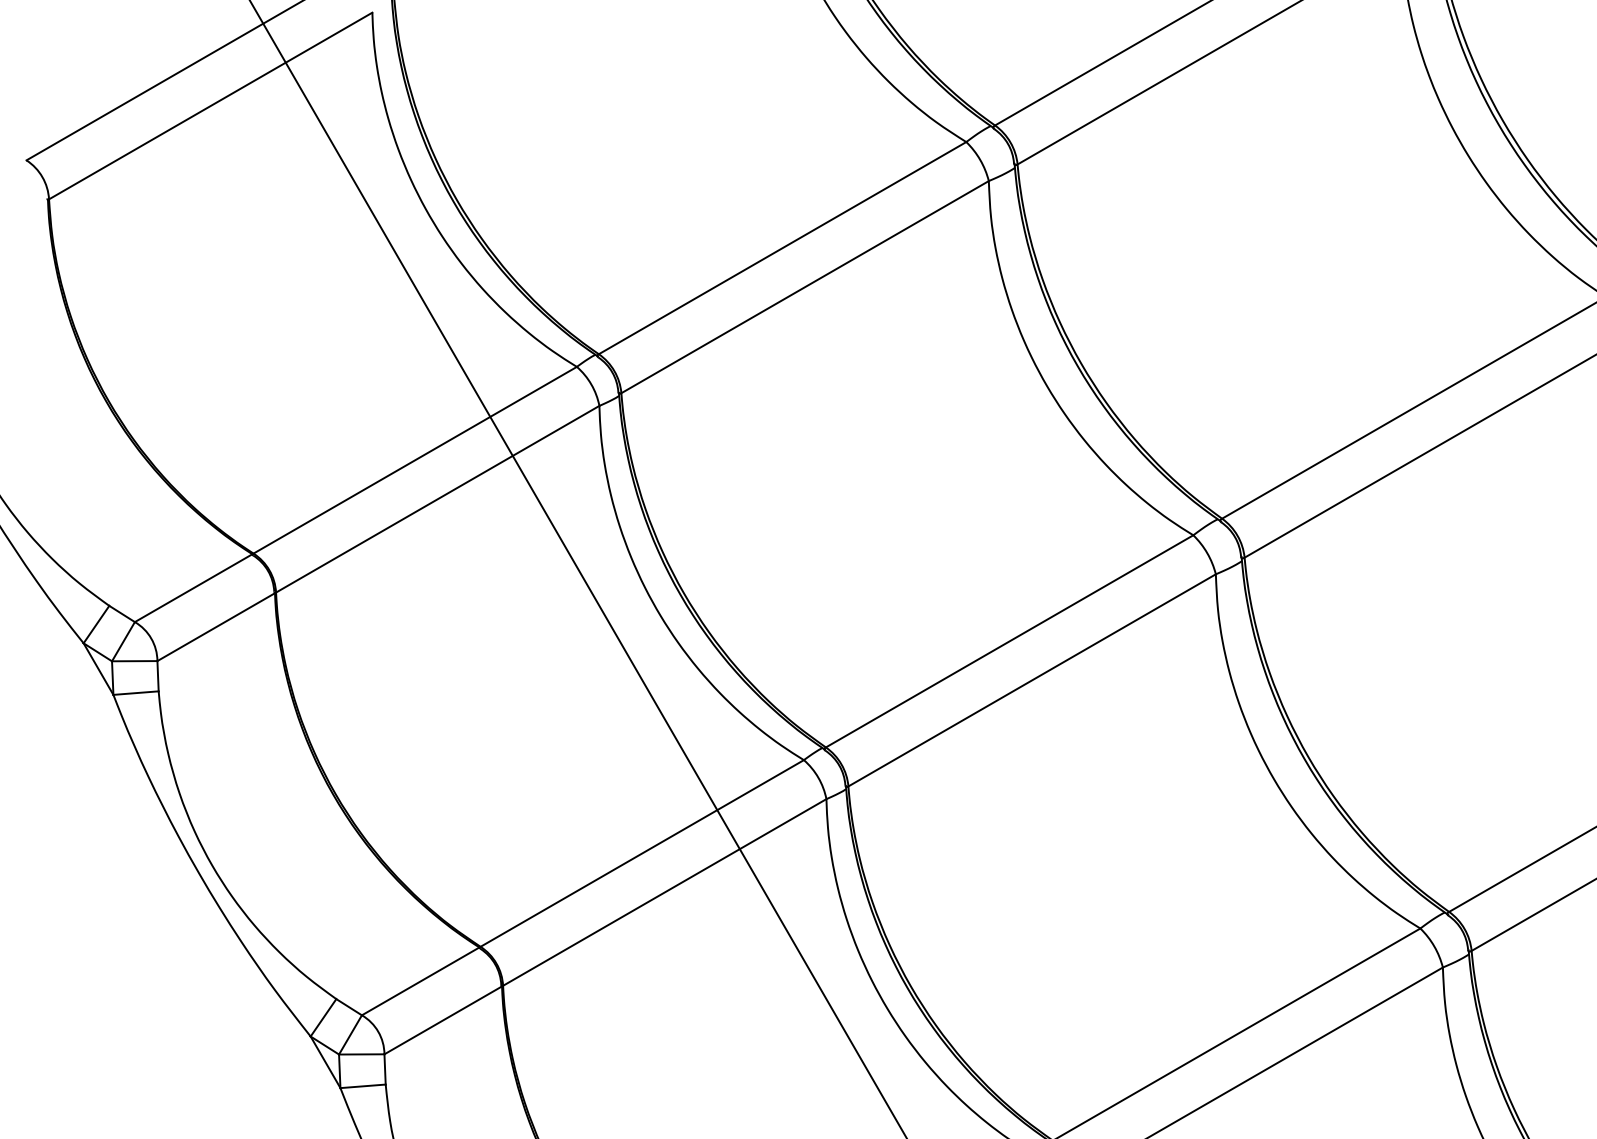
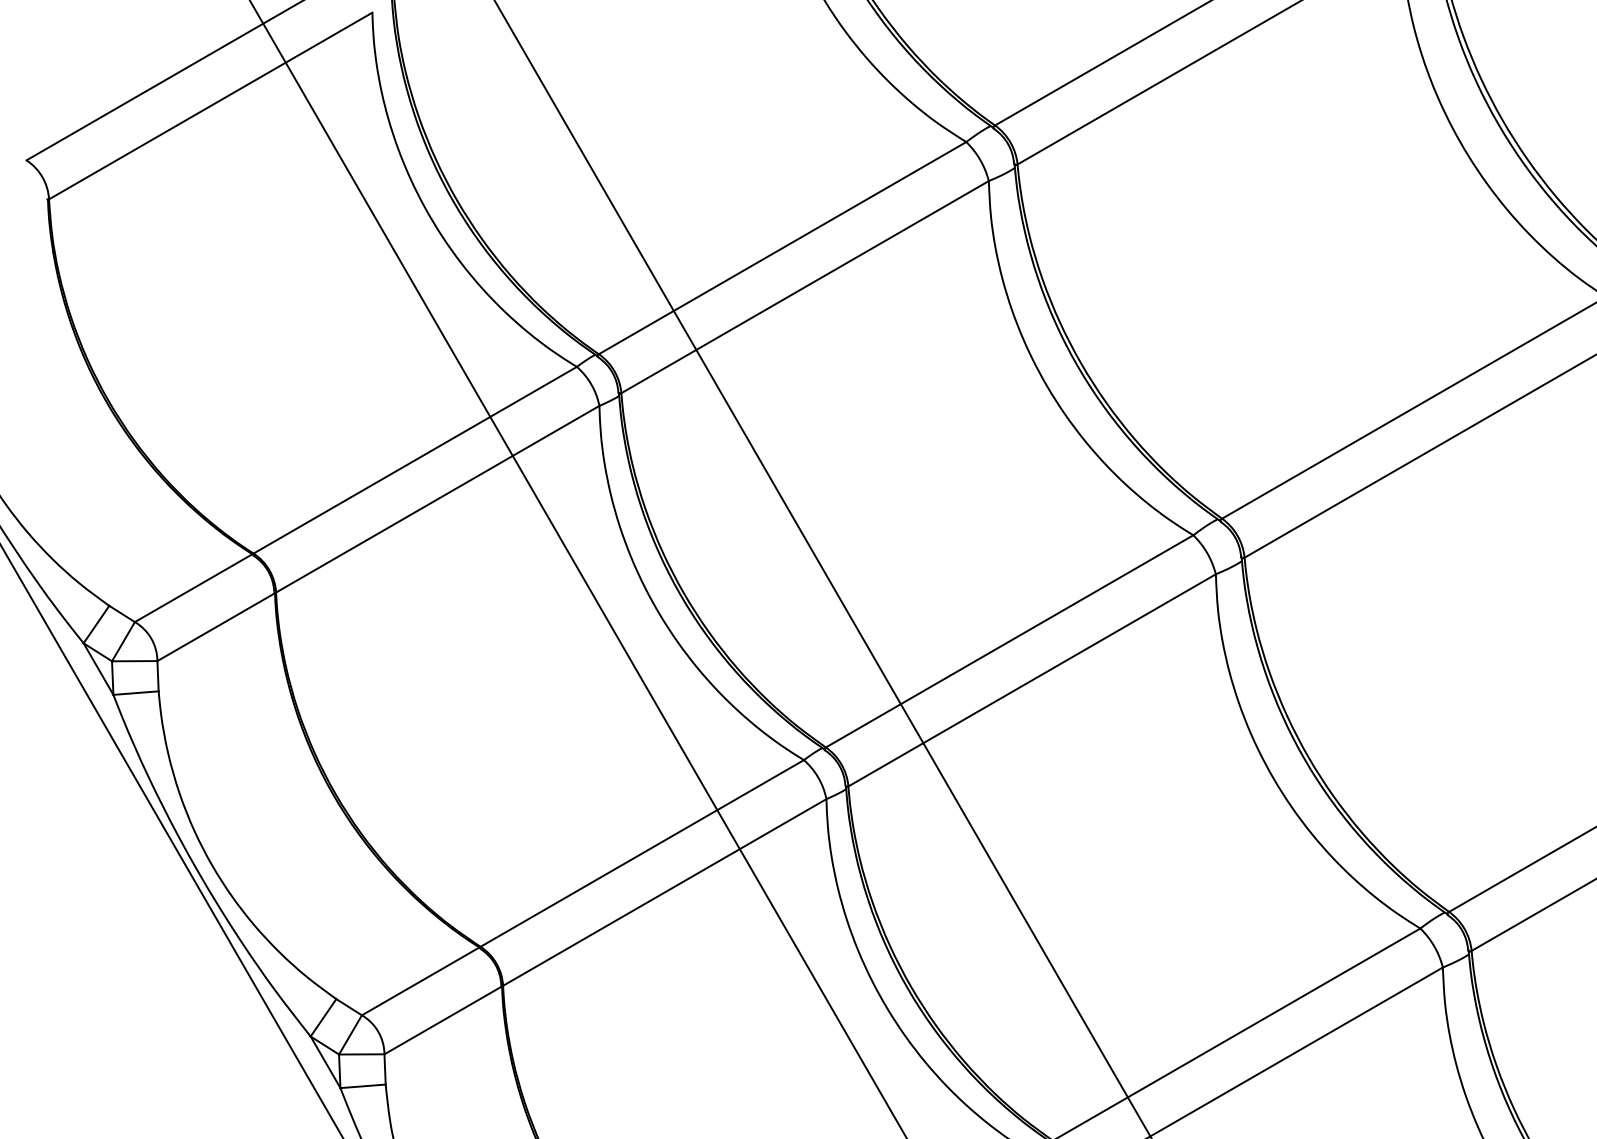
line: none -> present (822, 568)
line: none -> present (171, 841)
